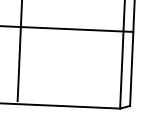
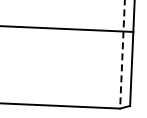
line: present -> none (19, 51)
line: solid -> dashed (122, 54)
